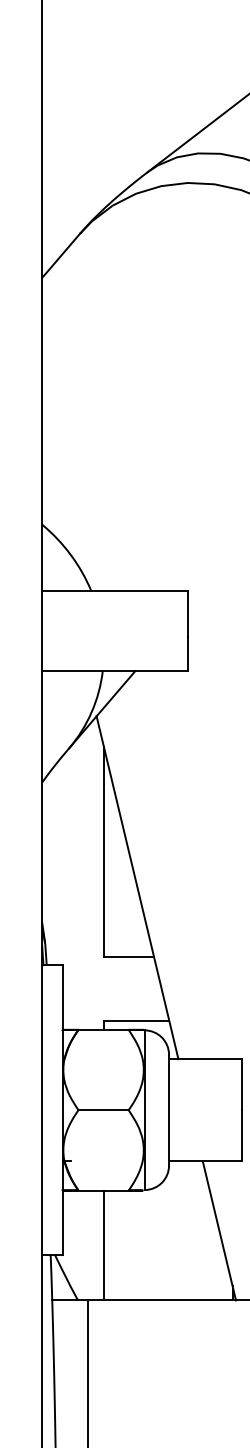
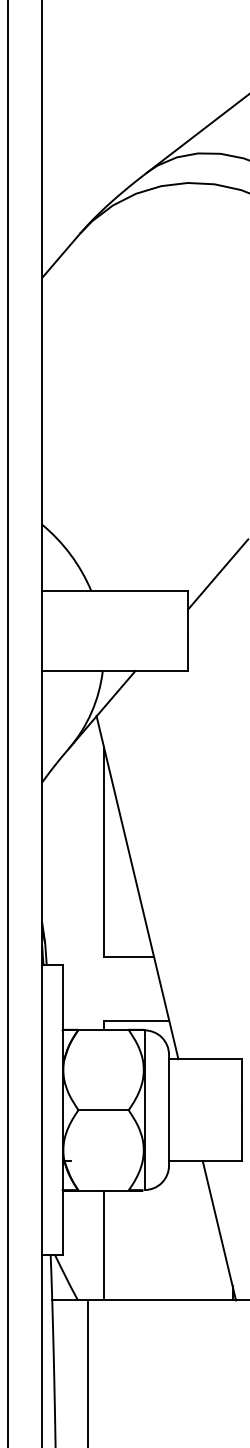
line: none -> present (217, 574)
line: none -> present (7, 723)
